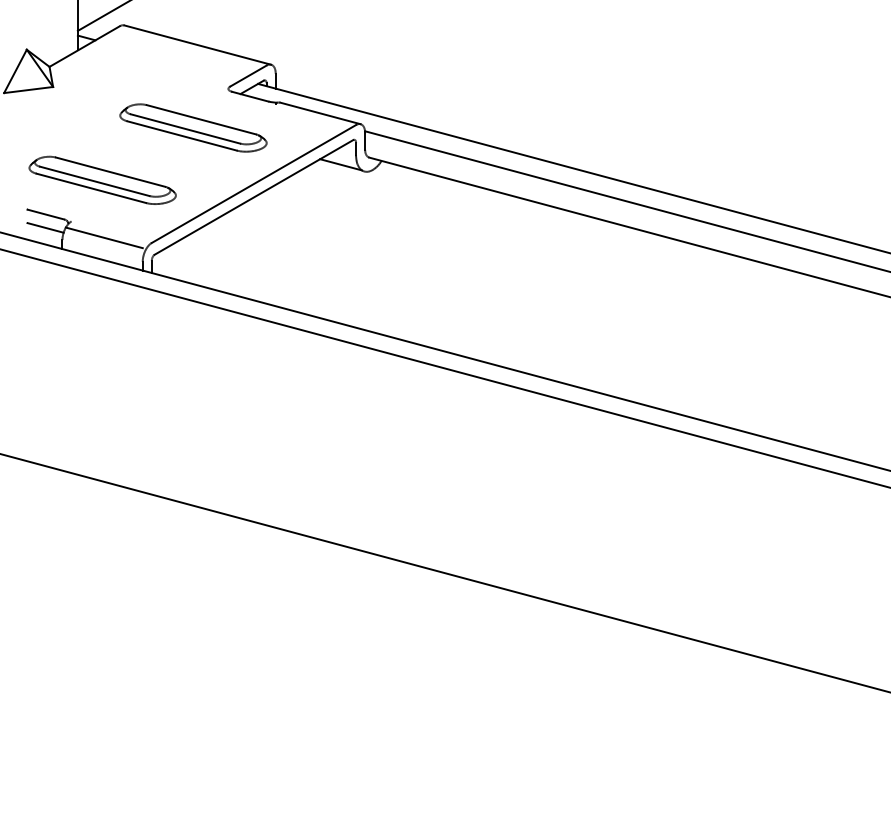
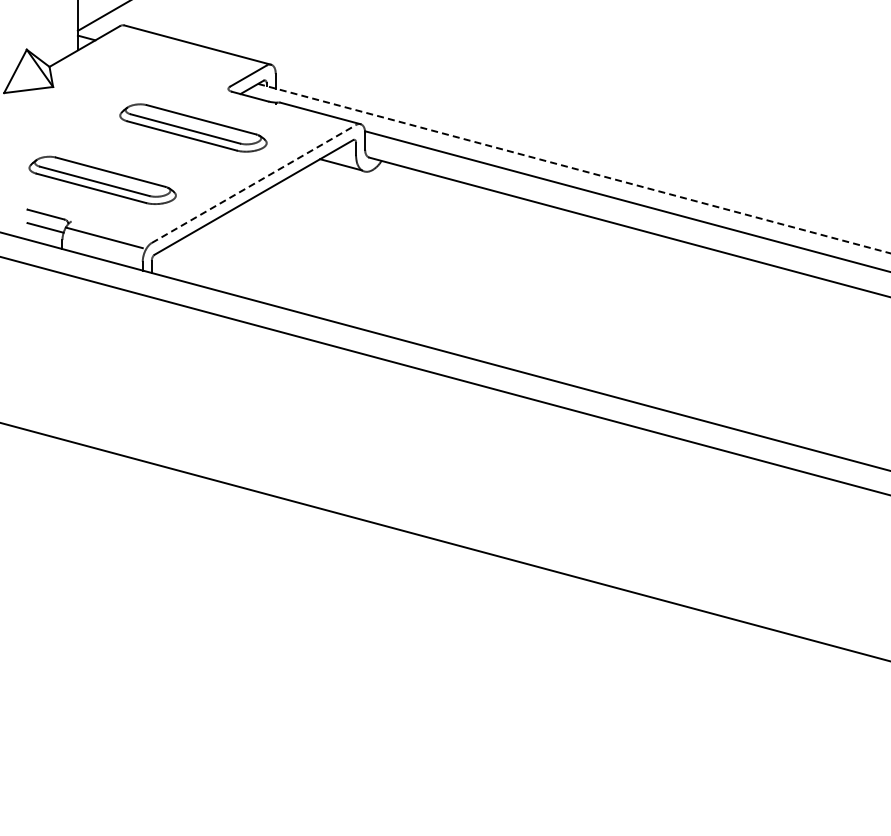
line: solid -> dashed (574, 168)
line: solid -> dashed (253, 184)
line position: (444, 368) -> (444, 375) (444, 375)
line position: (444, 572) -> (444, 541) (444, 541)
